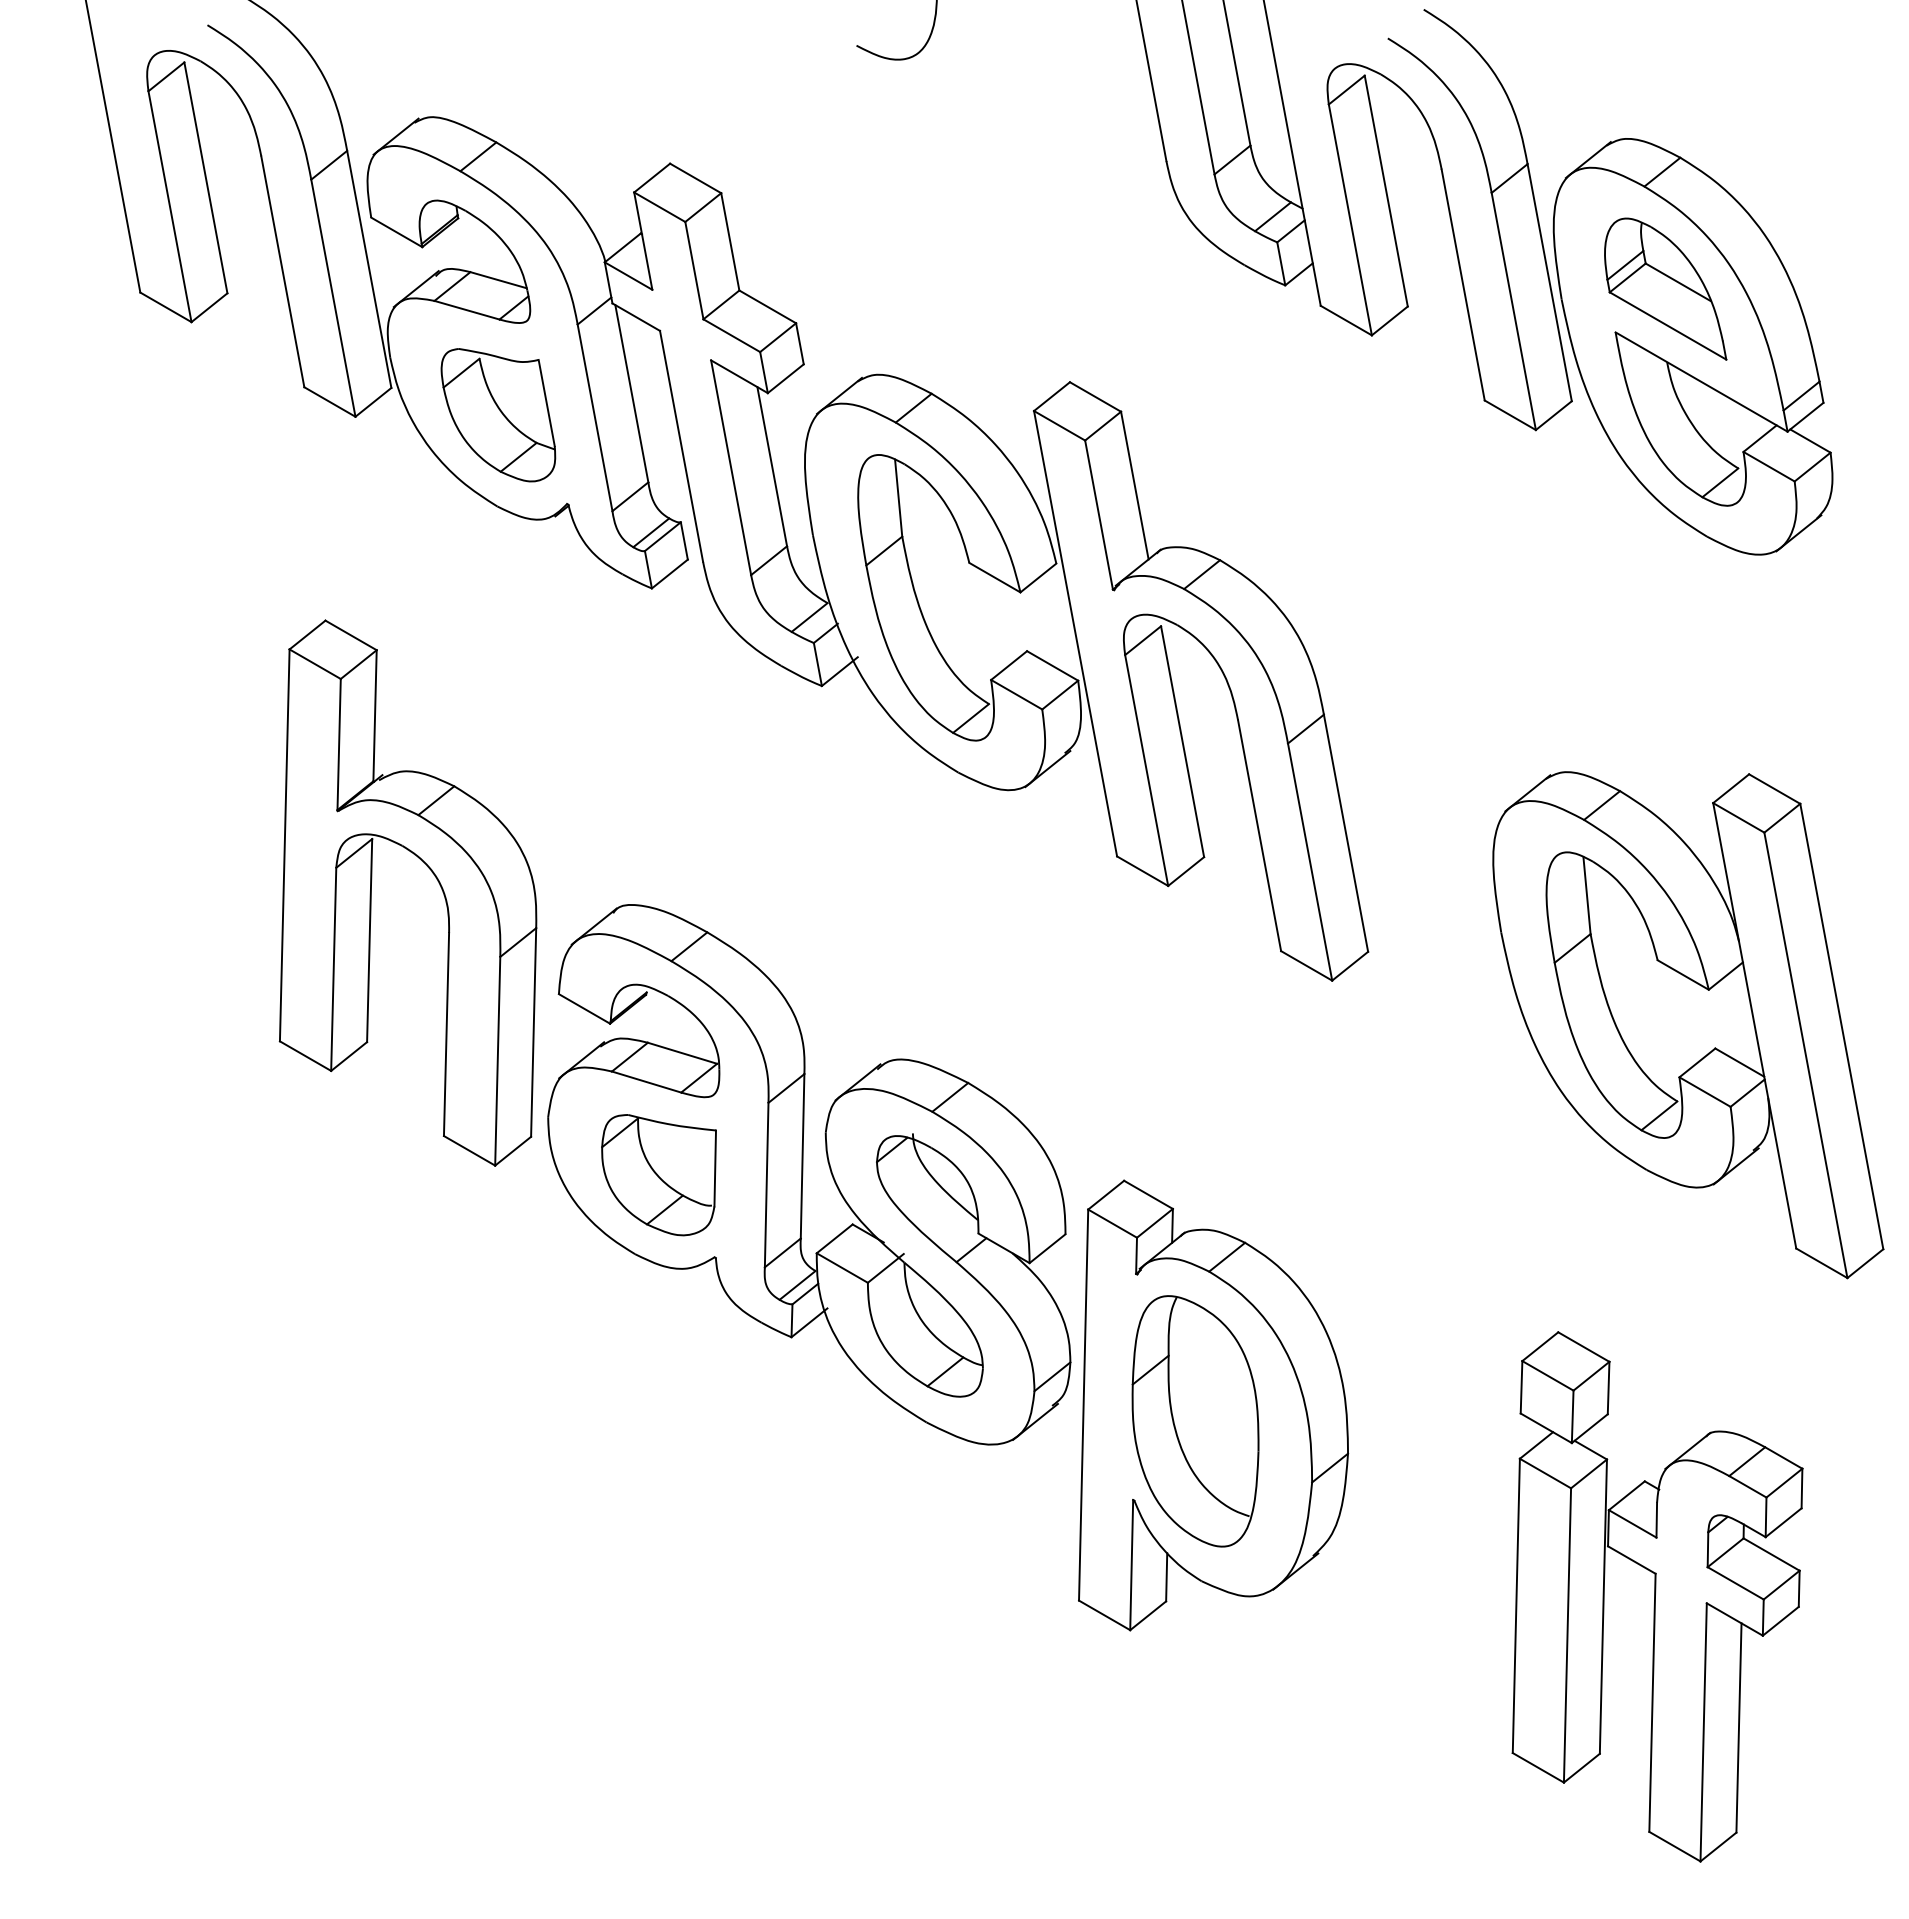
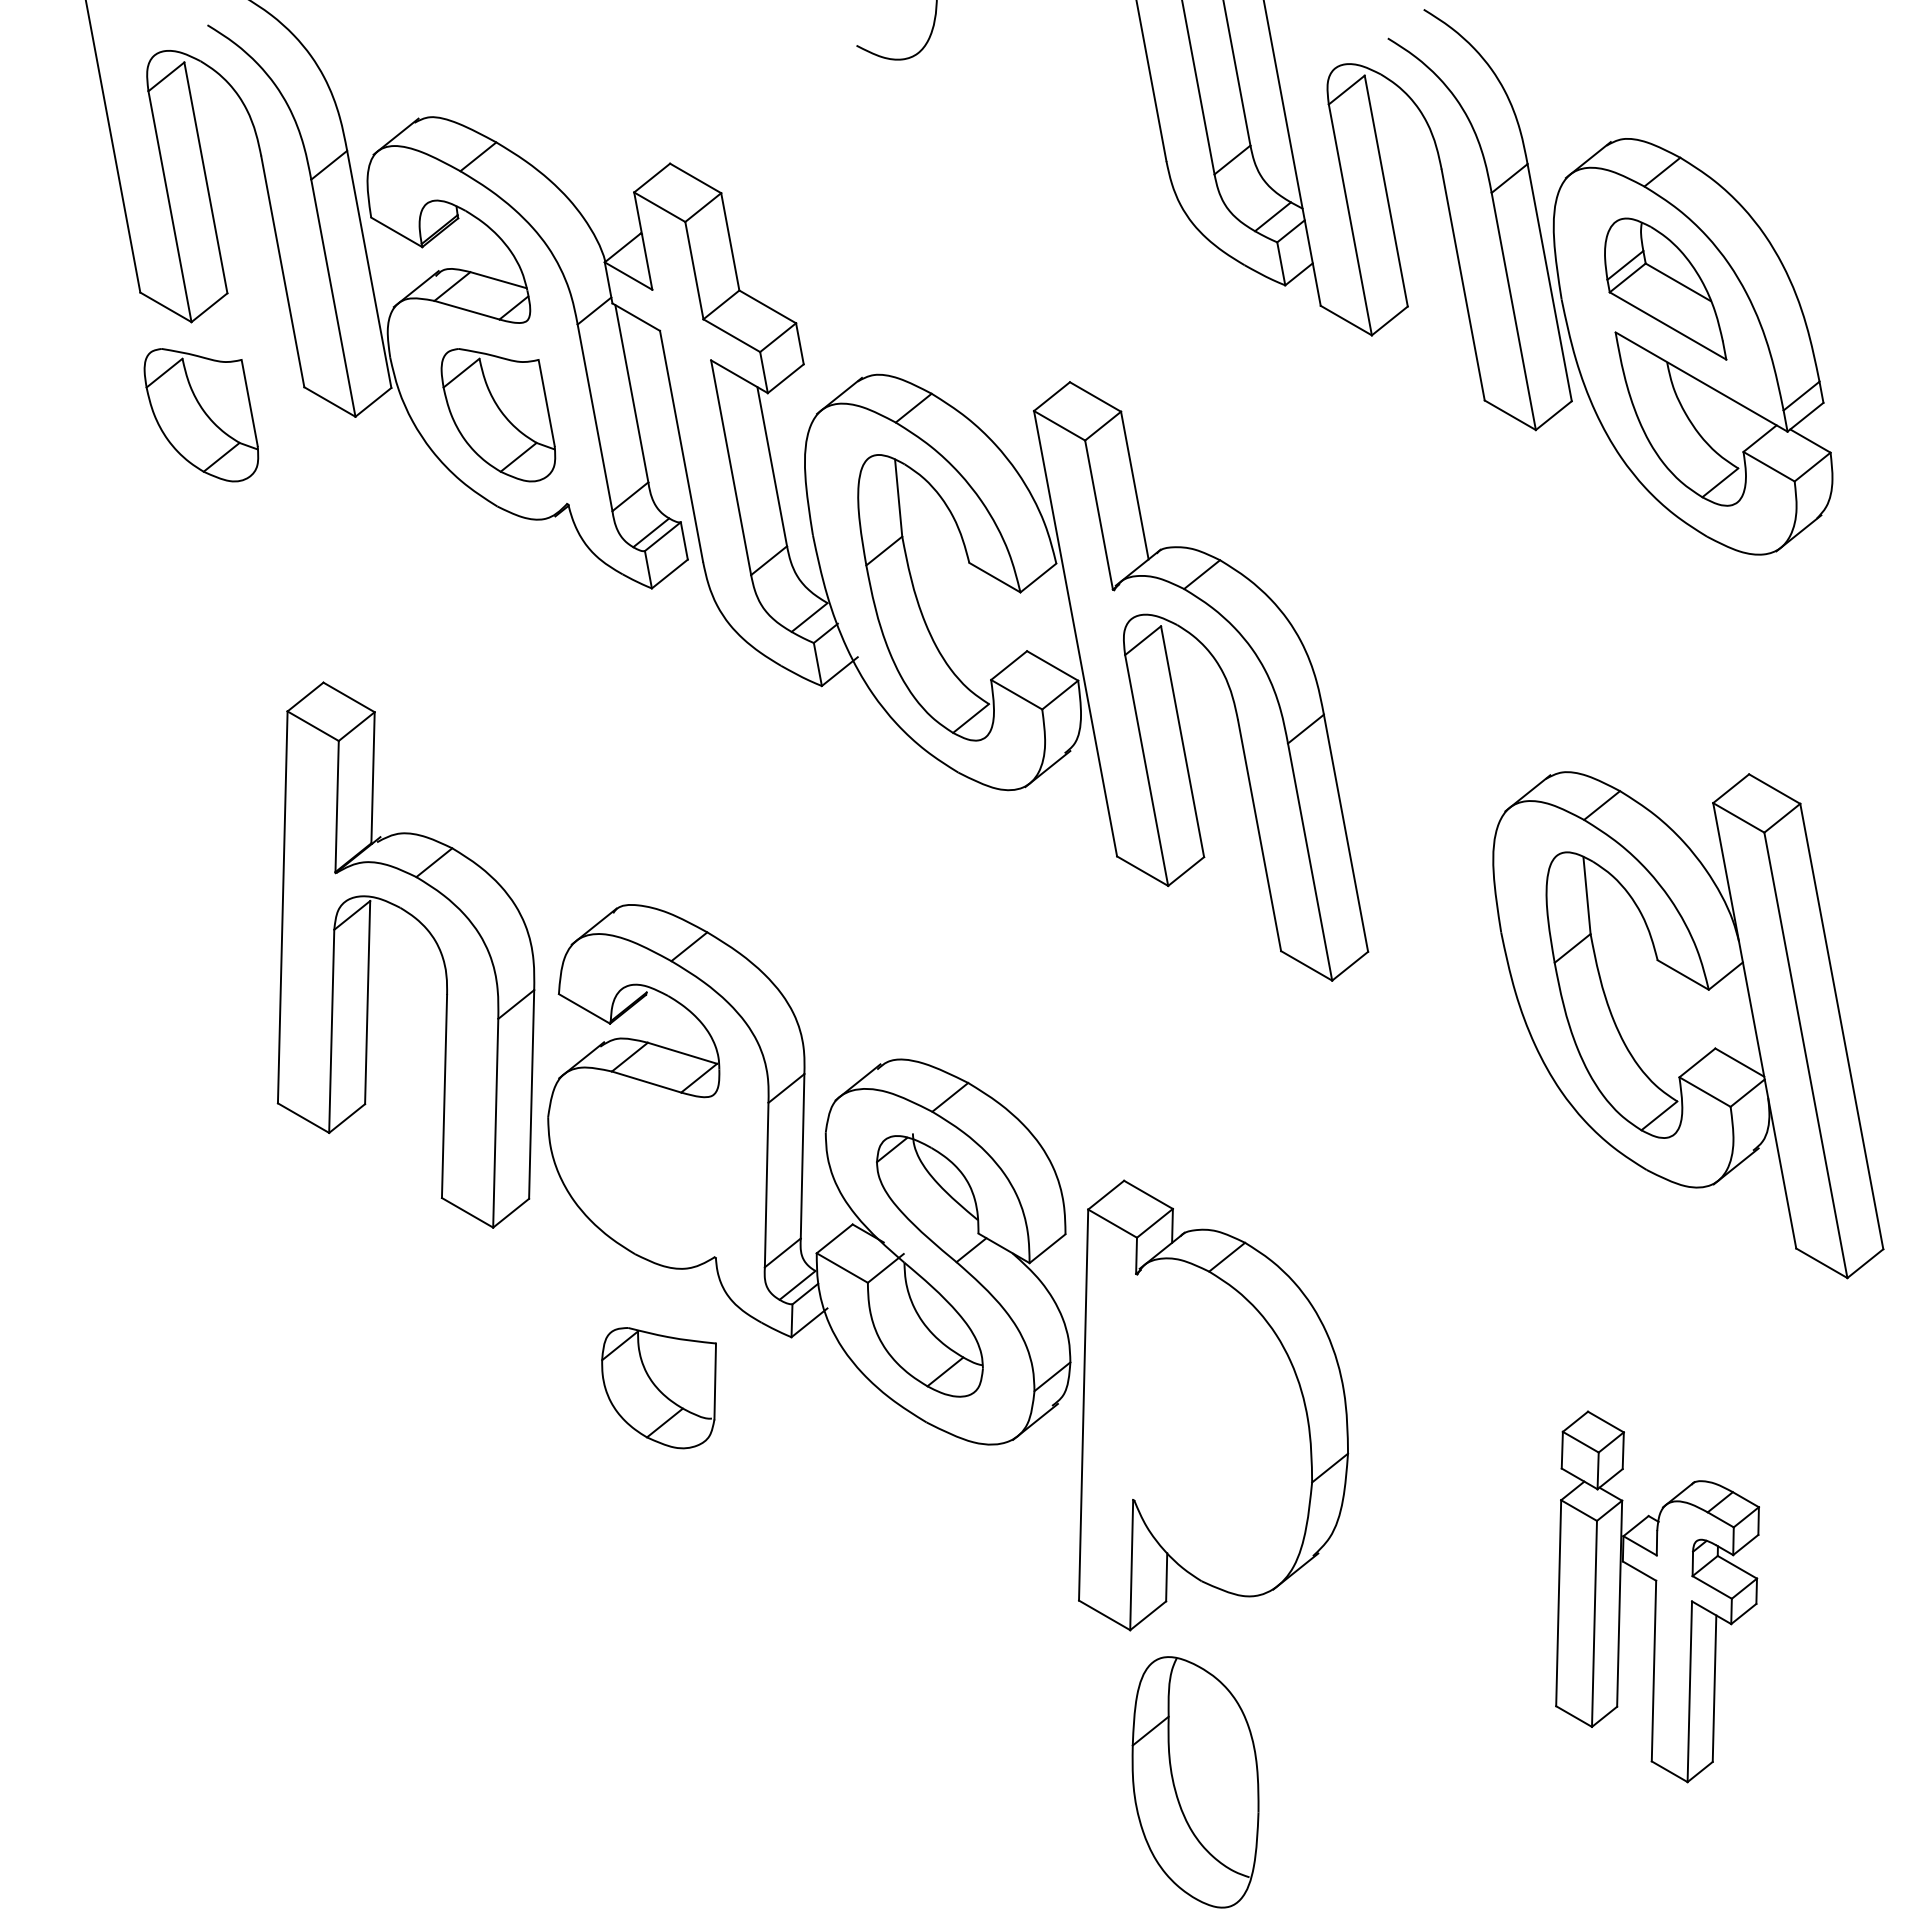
part: none -> present (201, 415)
part position: (431, 872) -> (429, 934) (429, 934)
part position: (658, 1175) -> (658, 1388) (658, 1388)
part position: (1195, 1421) -> (1195, 1782) (1195, 1782)
part size: 293x532 px -> 205x374 px (1657, 1596)
